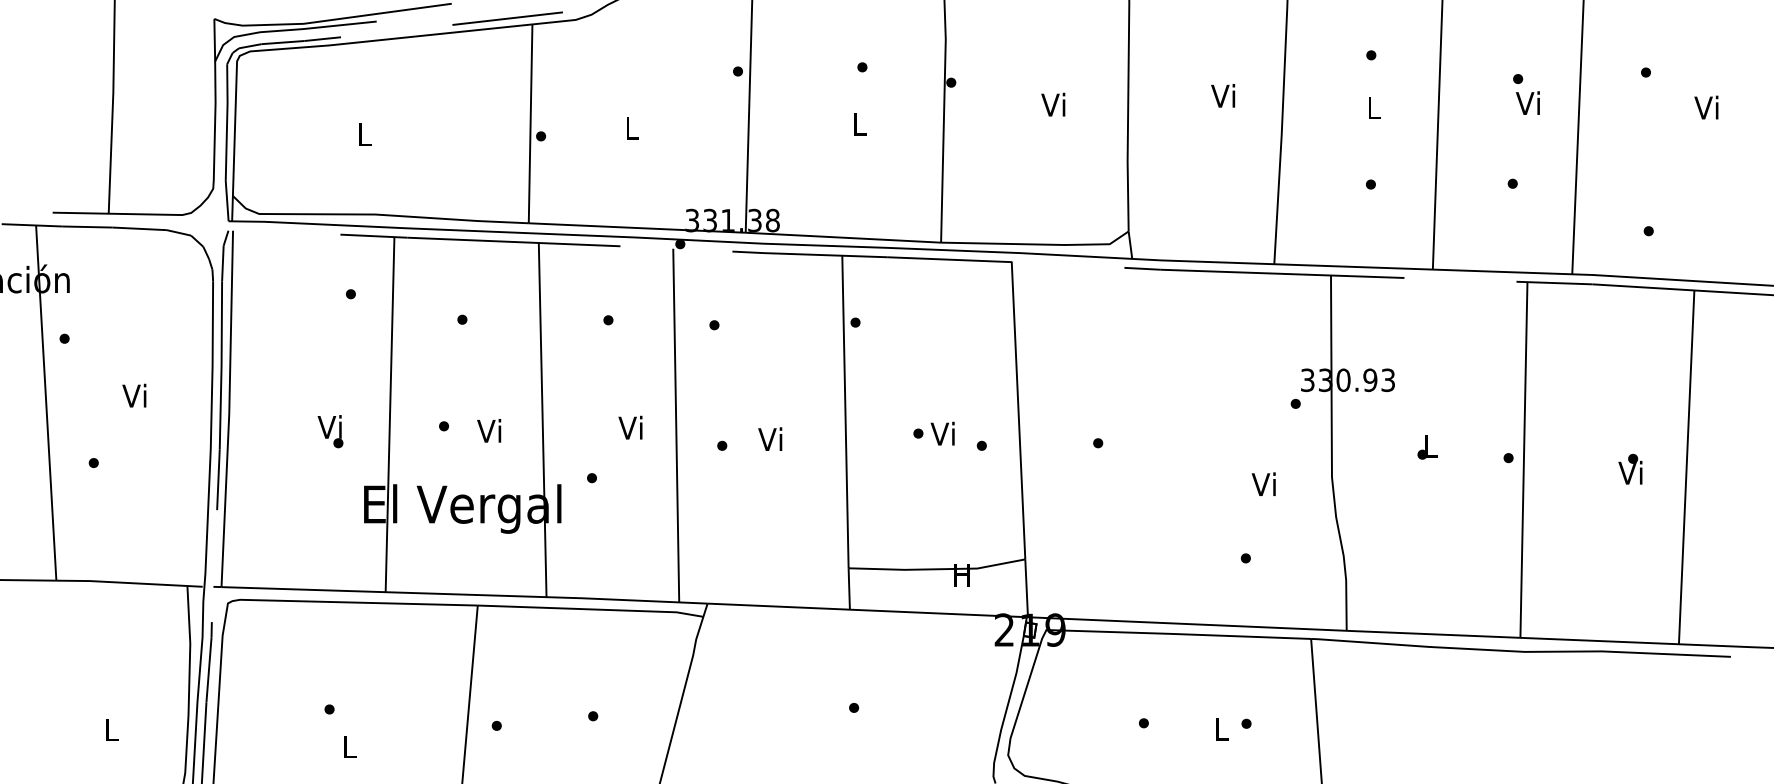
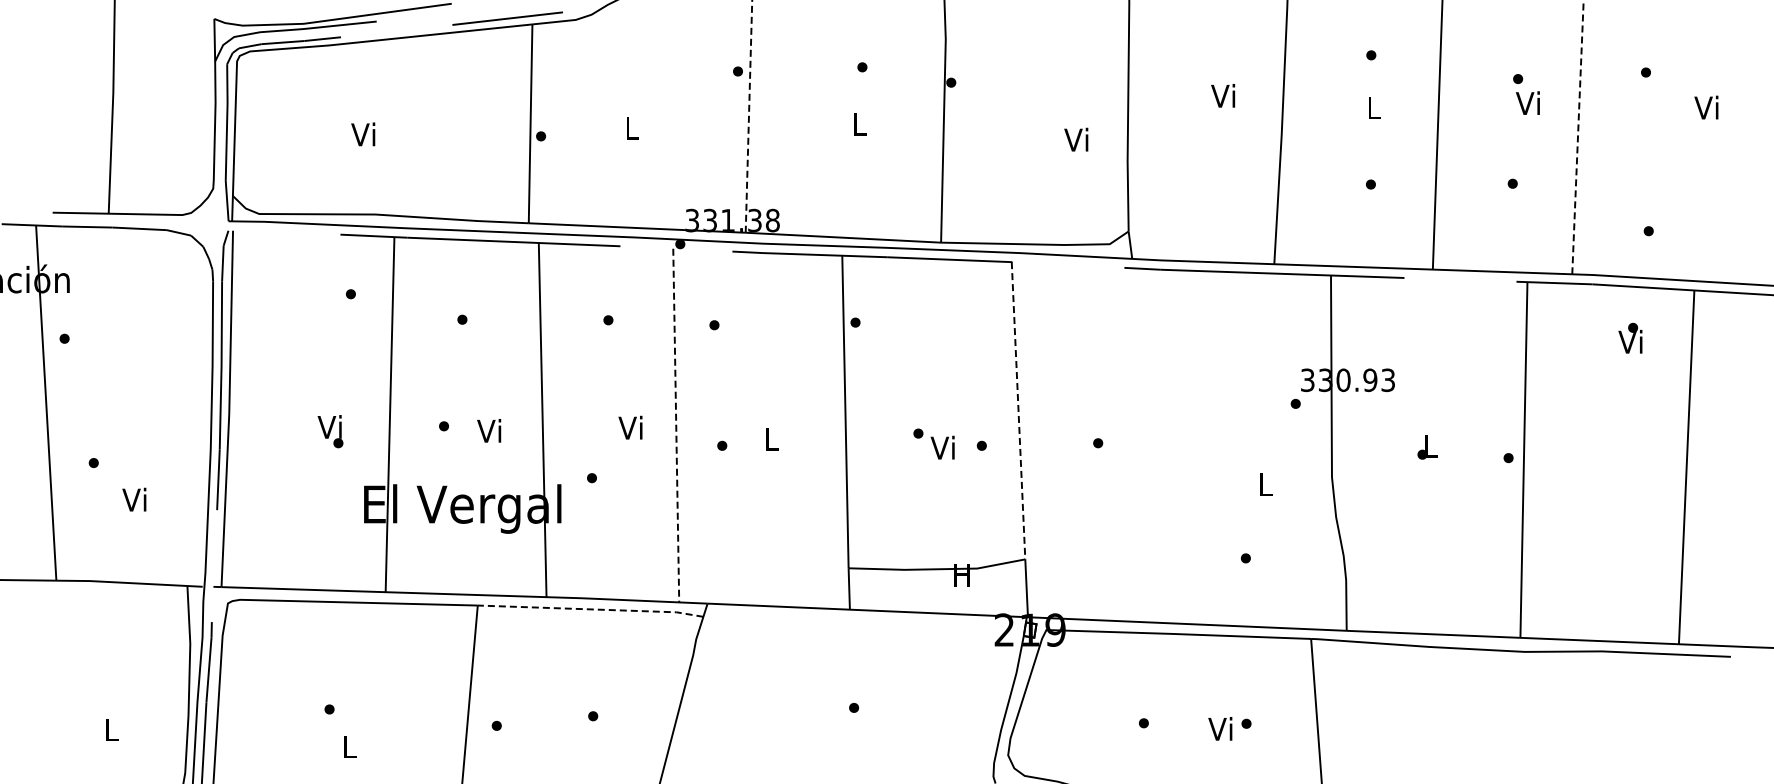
text position: (1053, 104) -> (1076, 139) (1076, 139)
line: solid -> dashed (748, 116)
text: L -> Vi (363, 134)
line: solid -> dashed (1577, 137)
text position: (134, 395) -> (134, 499) (134, 499)
line: solid -> dashed (1018, 410)
line: solid -> dashed (676, 425)
text position: (942, 433) -> (942, 447) (942, 447)
text: Vi -> L (770, 438)
text position: (1630, 468) -> (1630, 337) (1630, 337)
text: Vi -> L (1263, 484)
line: solid -> dashed (591, 609)
text: L -> Vi (1220, 728)
